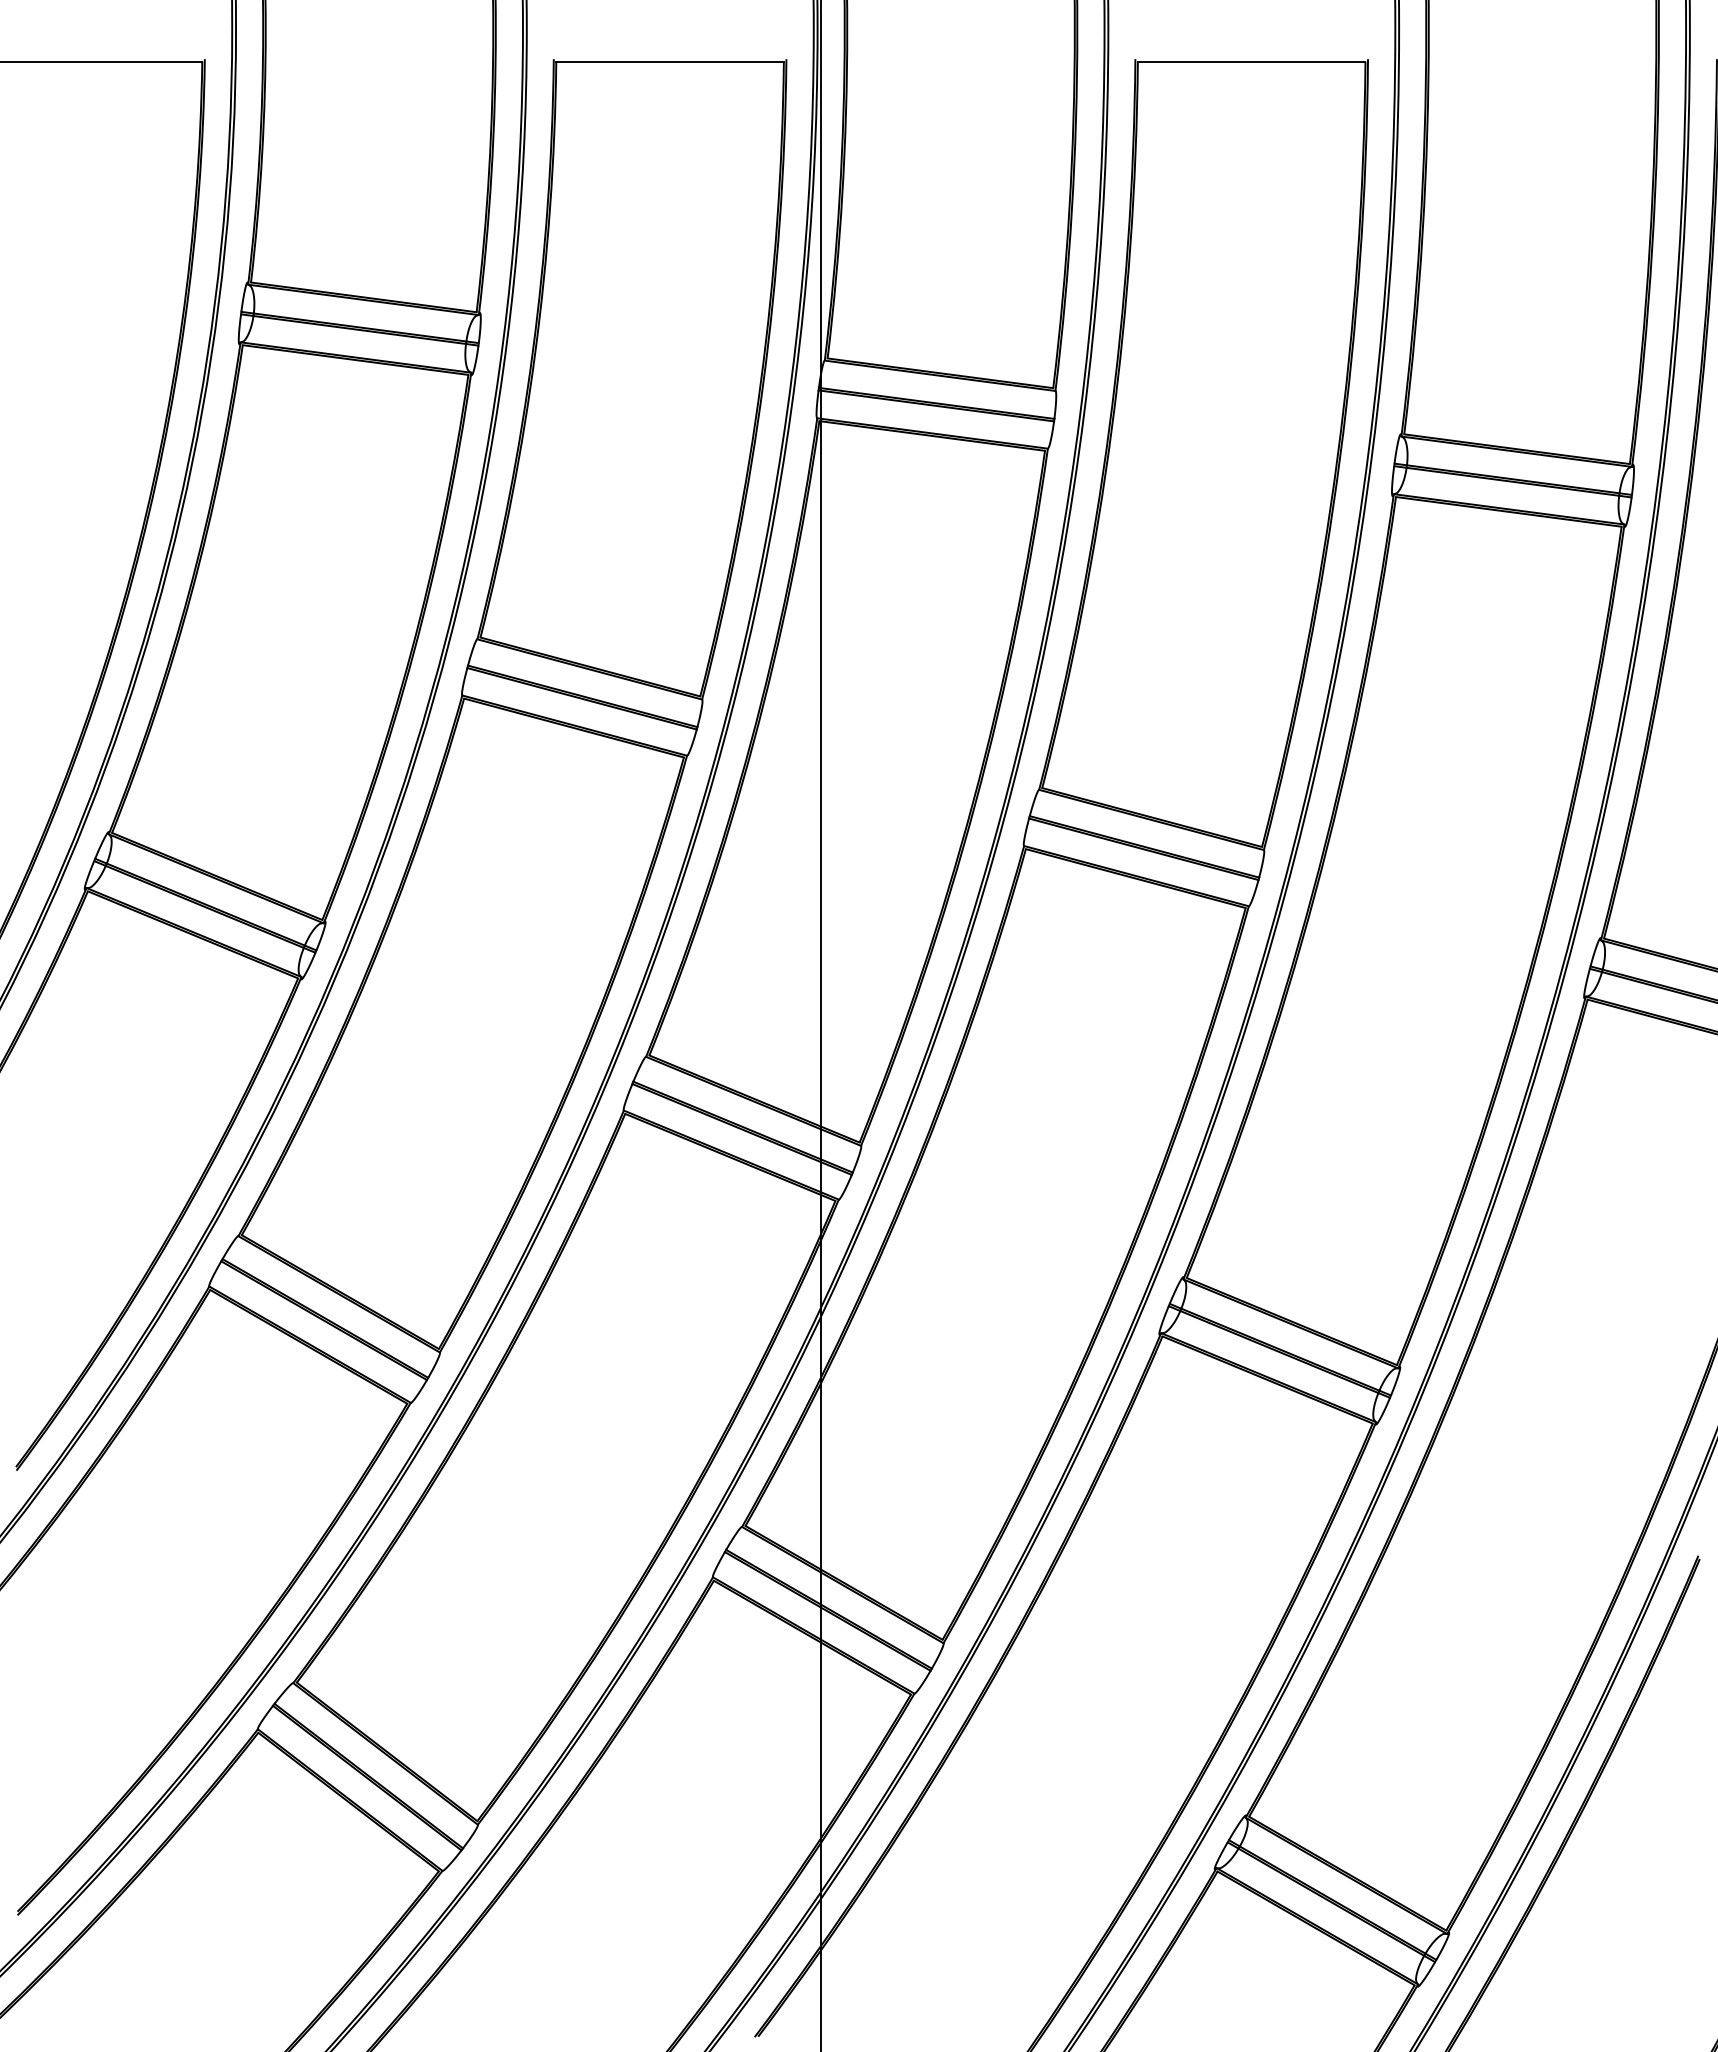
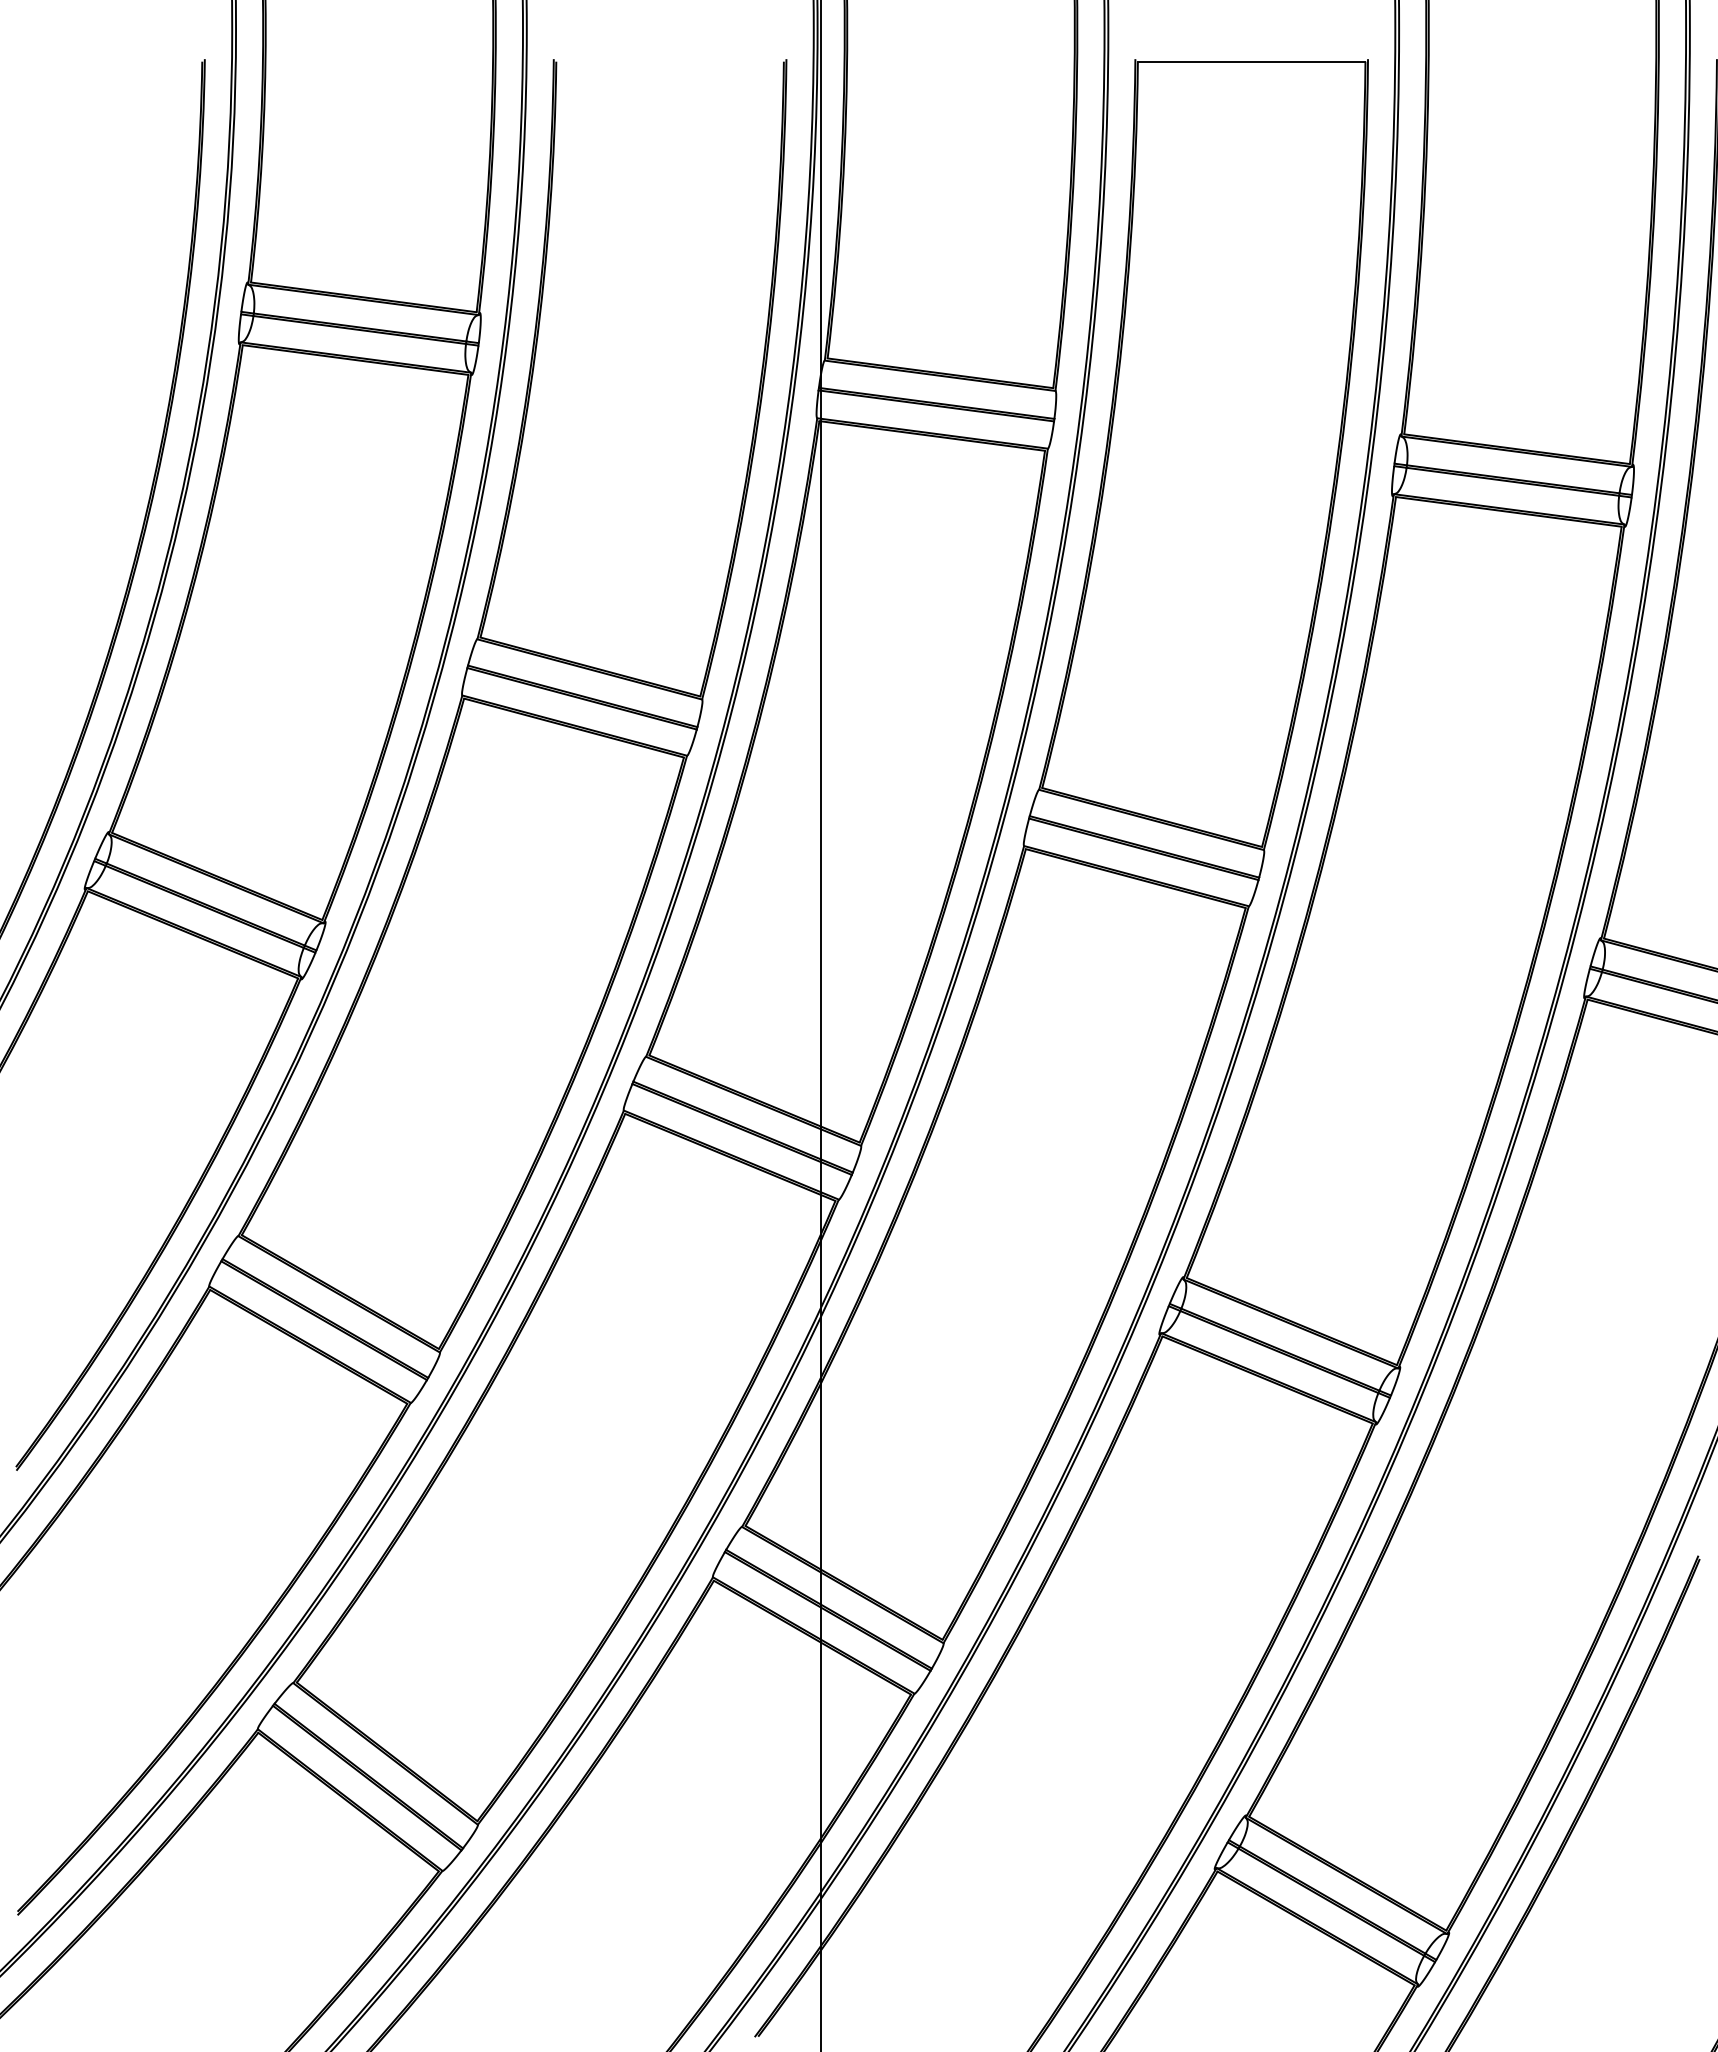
line: present -> none (102, 61)
line: present -> none (669, 61)
